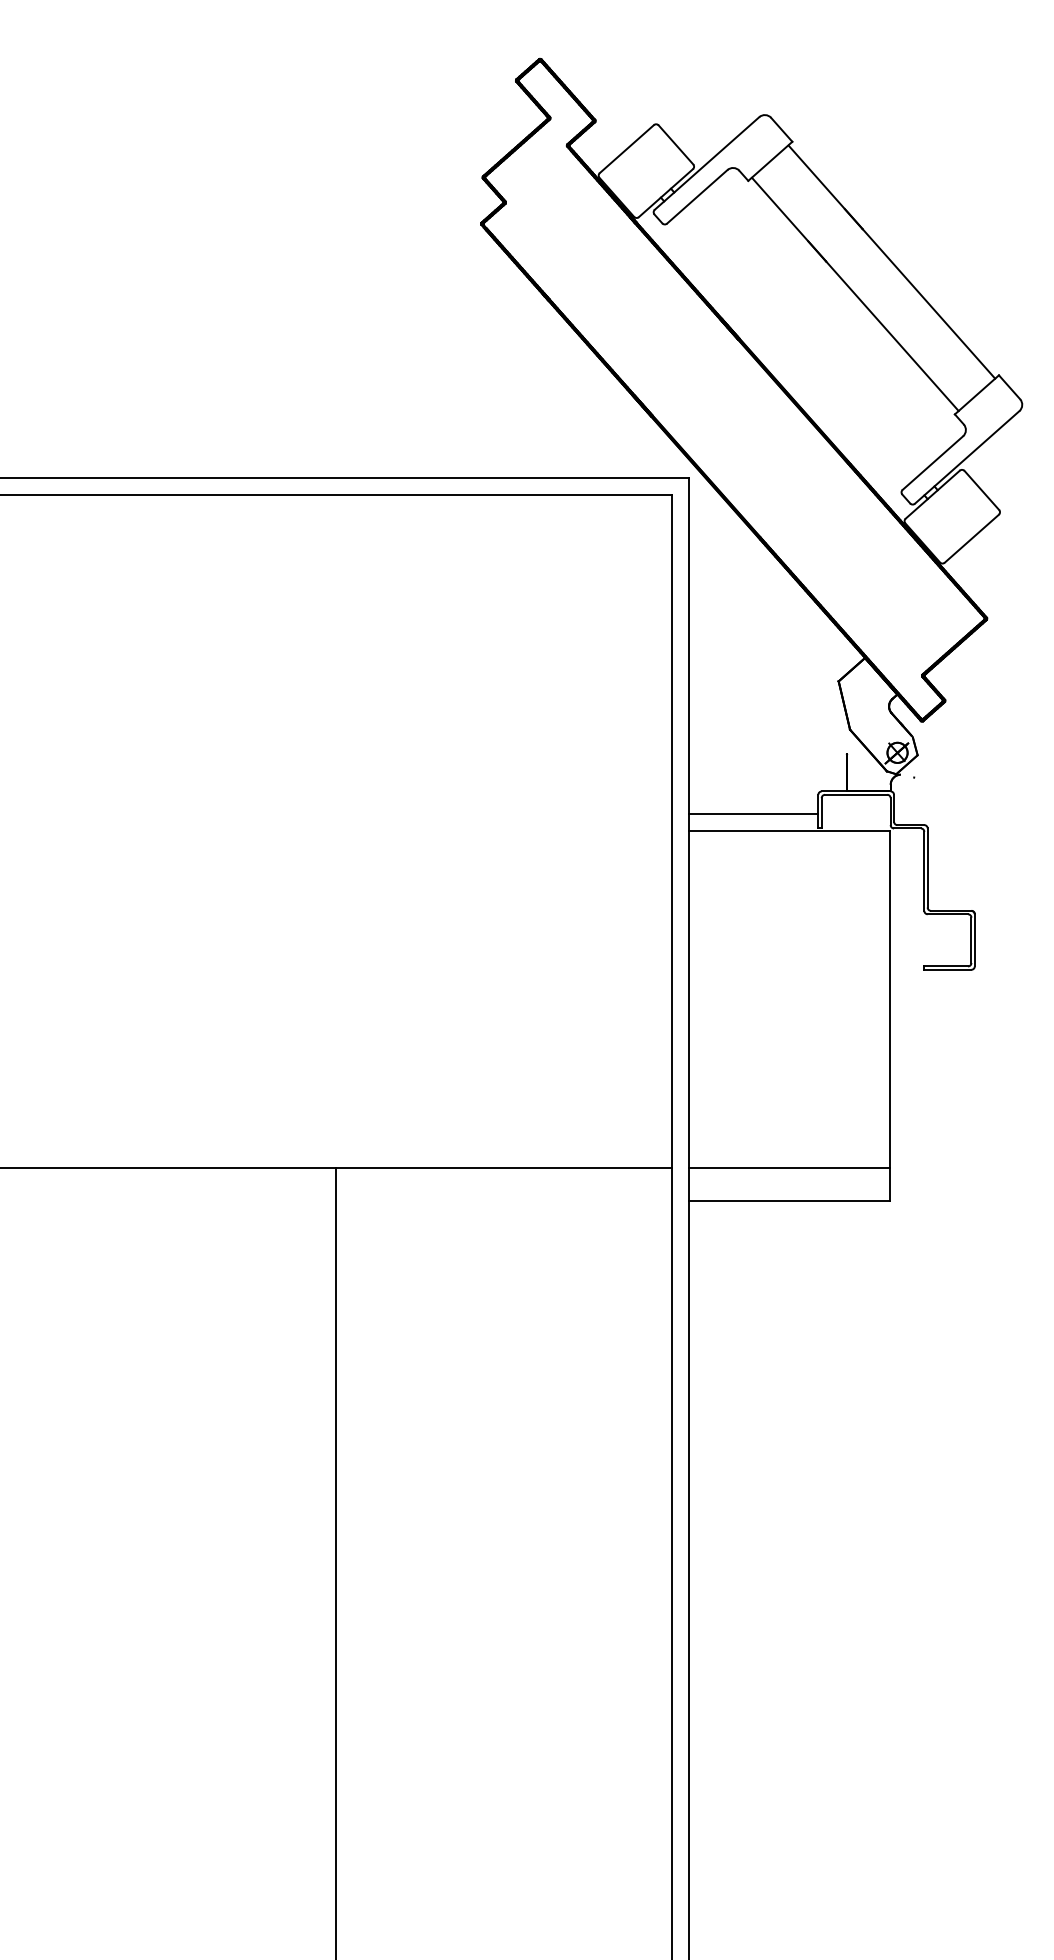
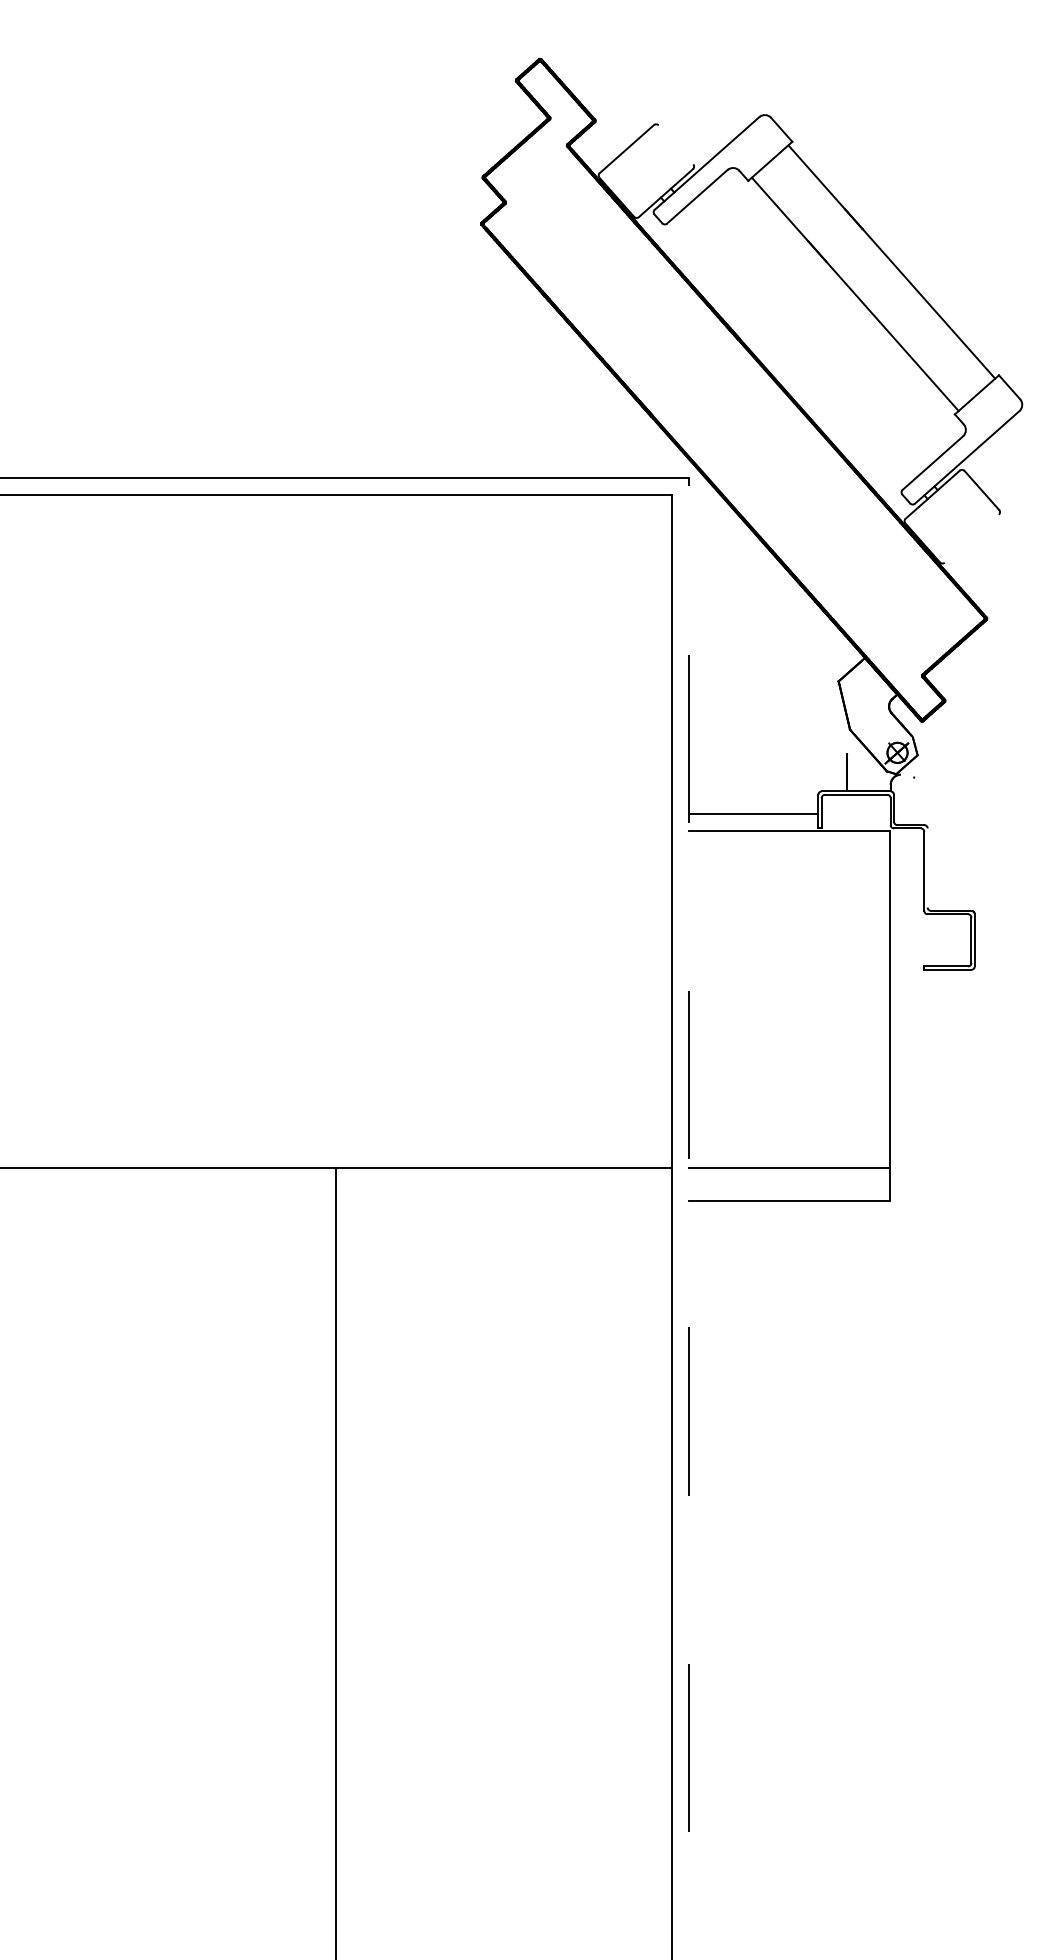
line: present -> none (675, 144)
line: present -> none (971, 538)
line: present -> none (927, 867)
line: solid -> dashed (688, 1218)
